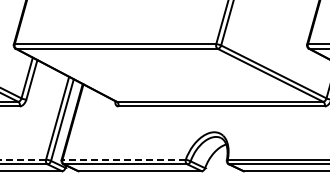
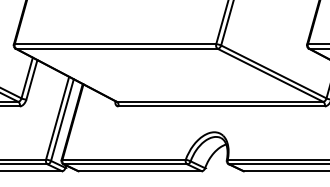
line: dashed -> solid (23, 159)
line: dashed -> solid (124, 159)
